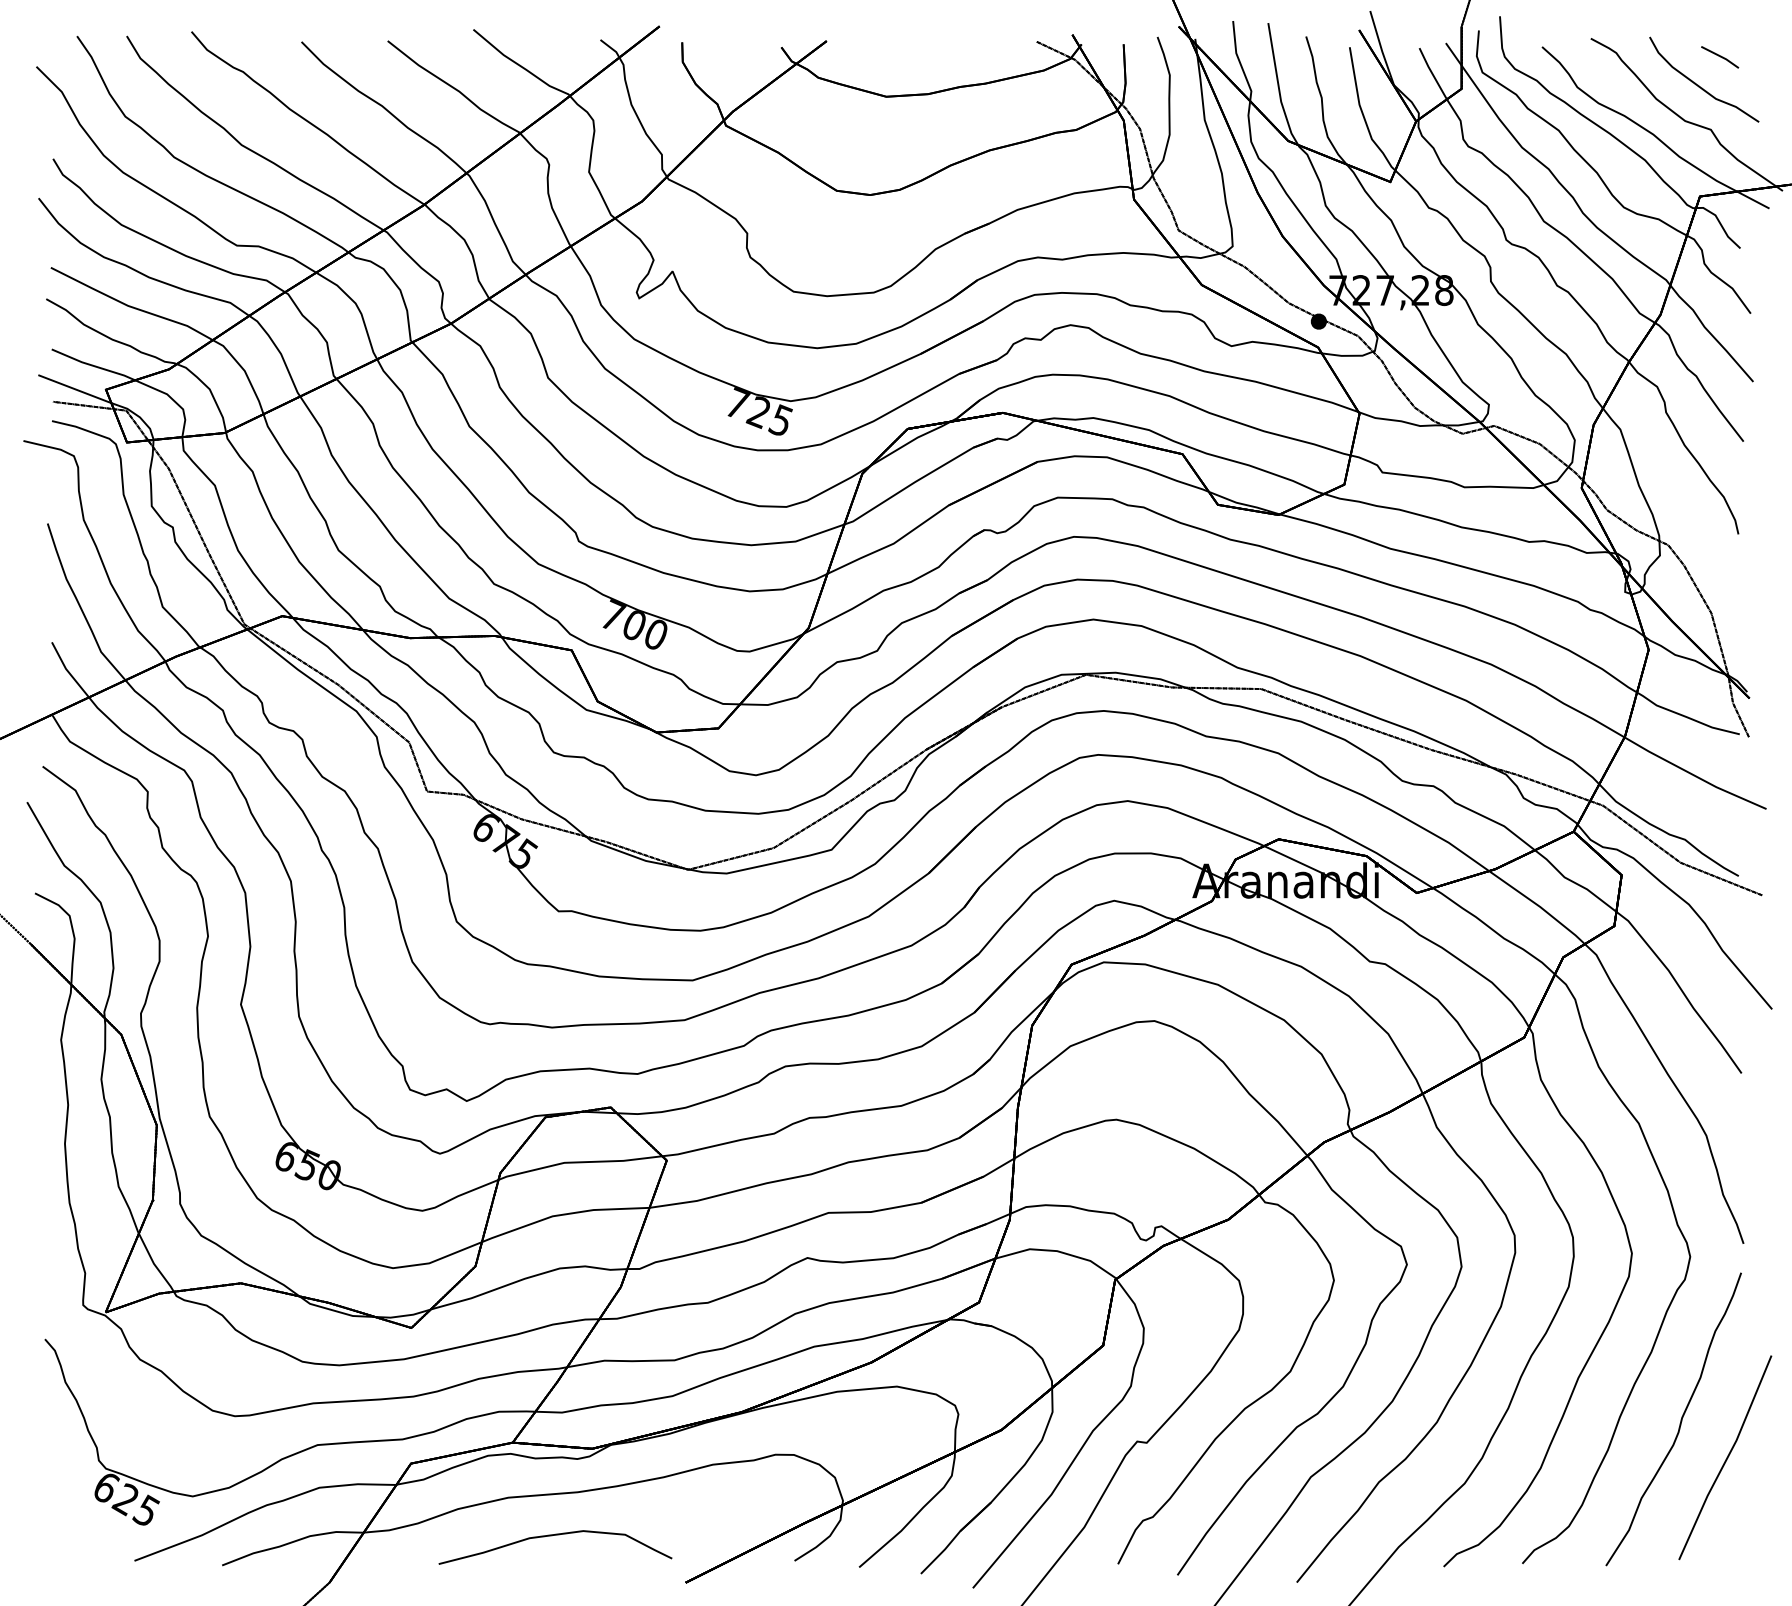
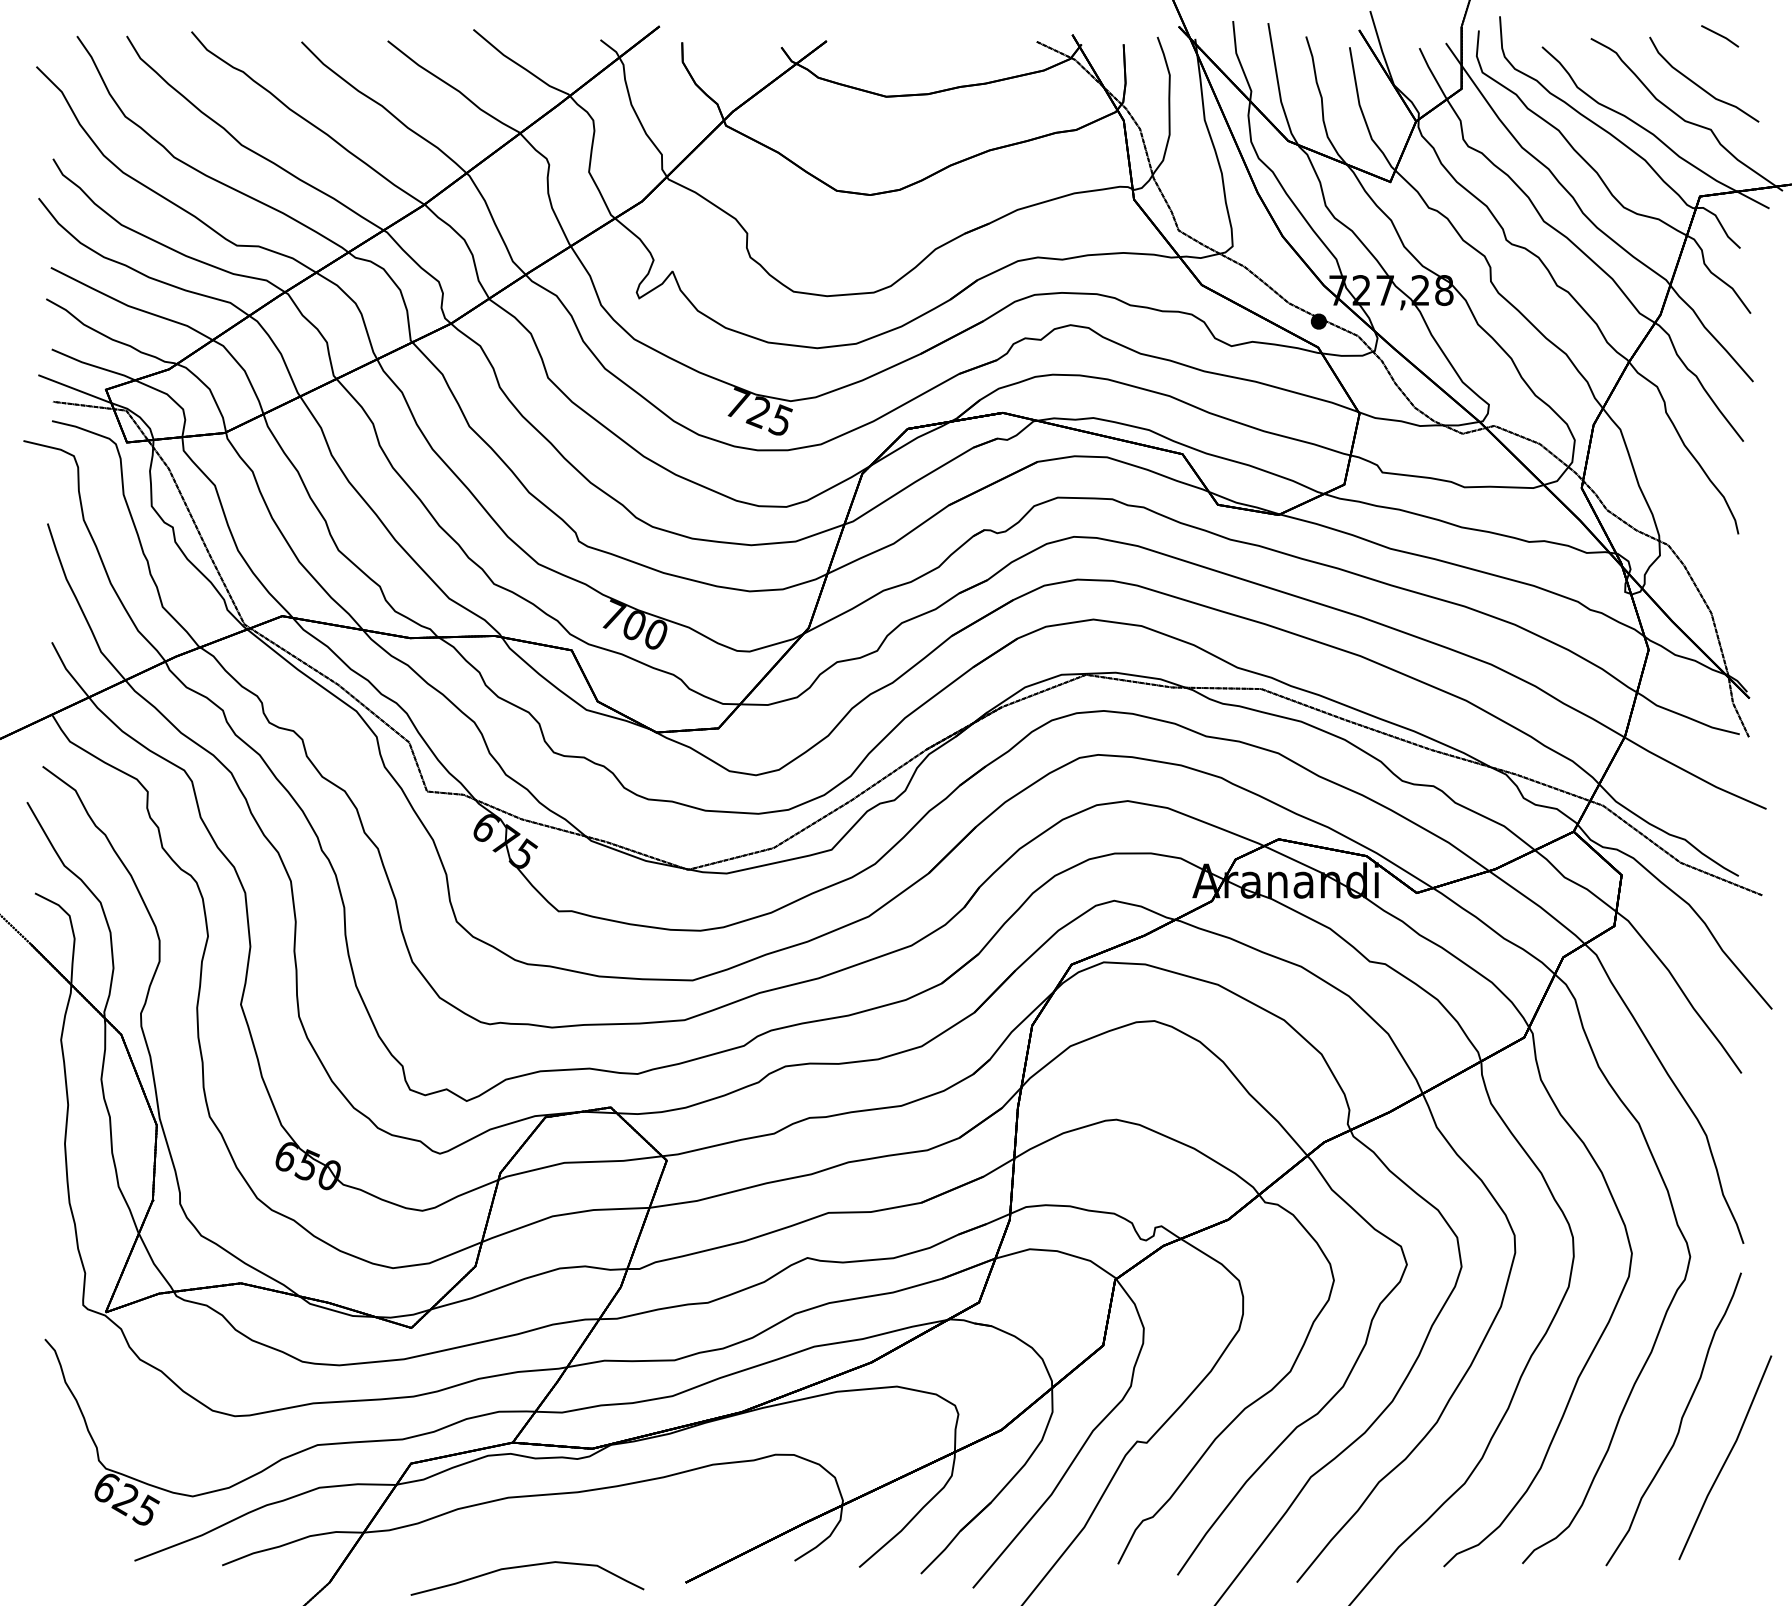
line position: (1720, 57) -> (1720, 36) (1720, 36)
part position: (552, 1536) -> (524, 1567) (524, 1567)
